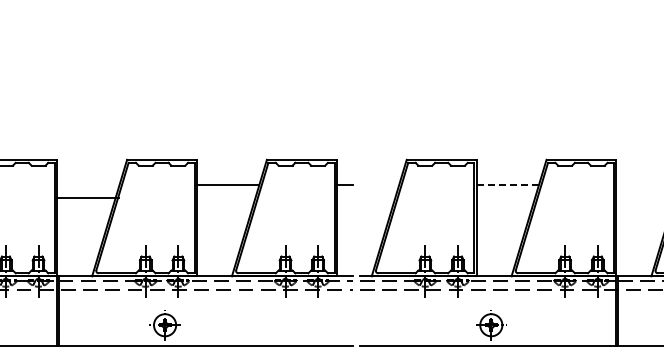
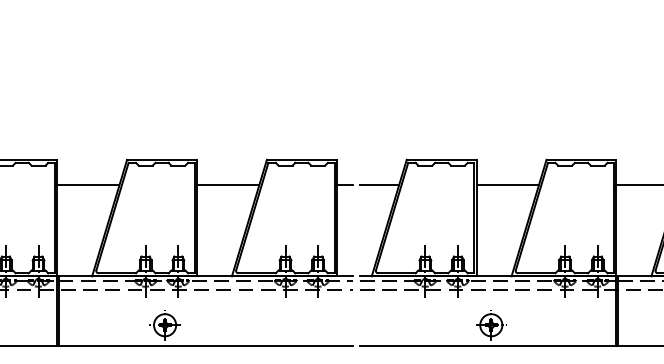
line: none -> present (379, 185)
line: dashed -> solid (507, 185)
line: none -> present (638, 185)
line position: (88, 198) -> (88, 185) (88, 185)
